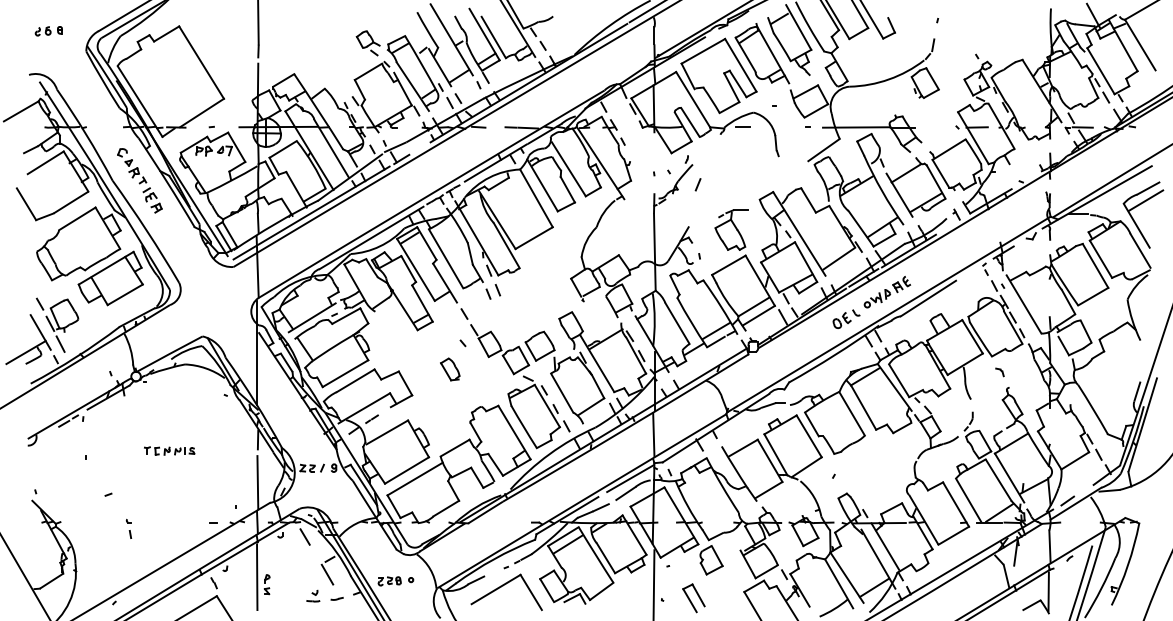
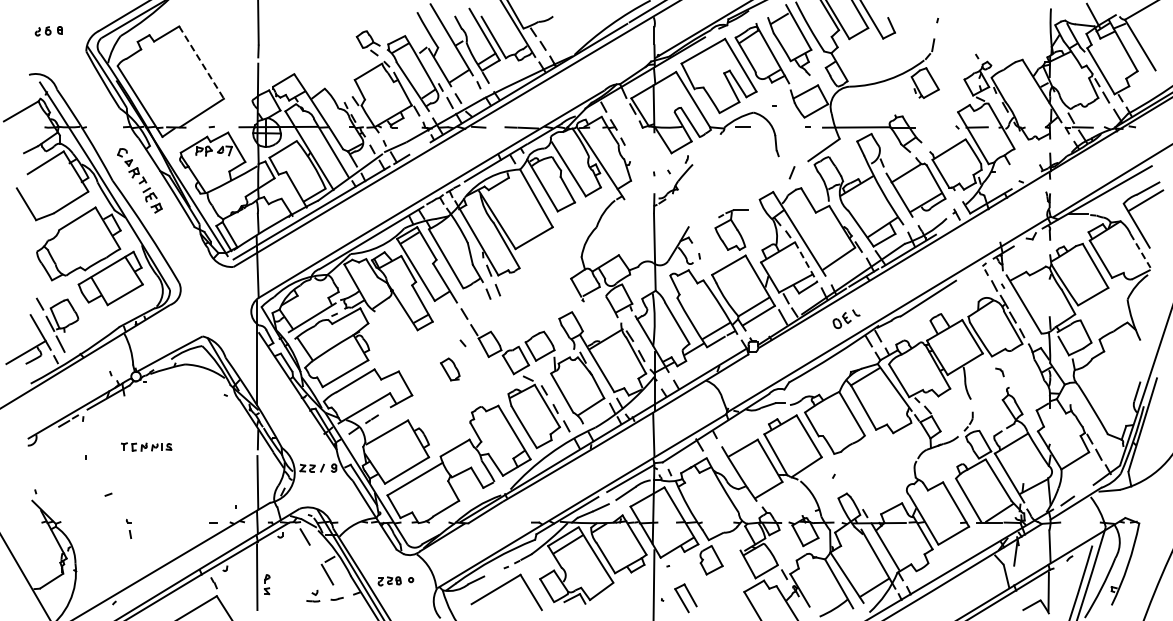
line: solid -> dashed (201, 62)
line position: (697, 184) -> (791, 172) (791, 172)
line: solid -> dashed (1140, 250)
line: solid -> dashed (806, 262)
part: present -> none (887, 292)
part position: (169, 450) -> (146, 446) (146, 446)
part position: (693, 598) -> (685, 598) (685, 598)
